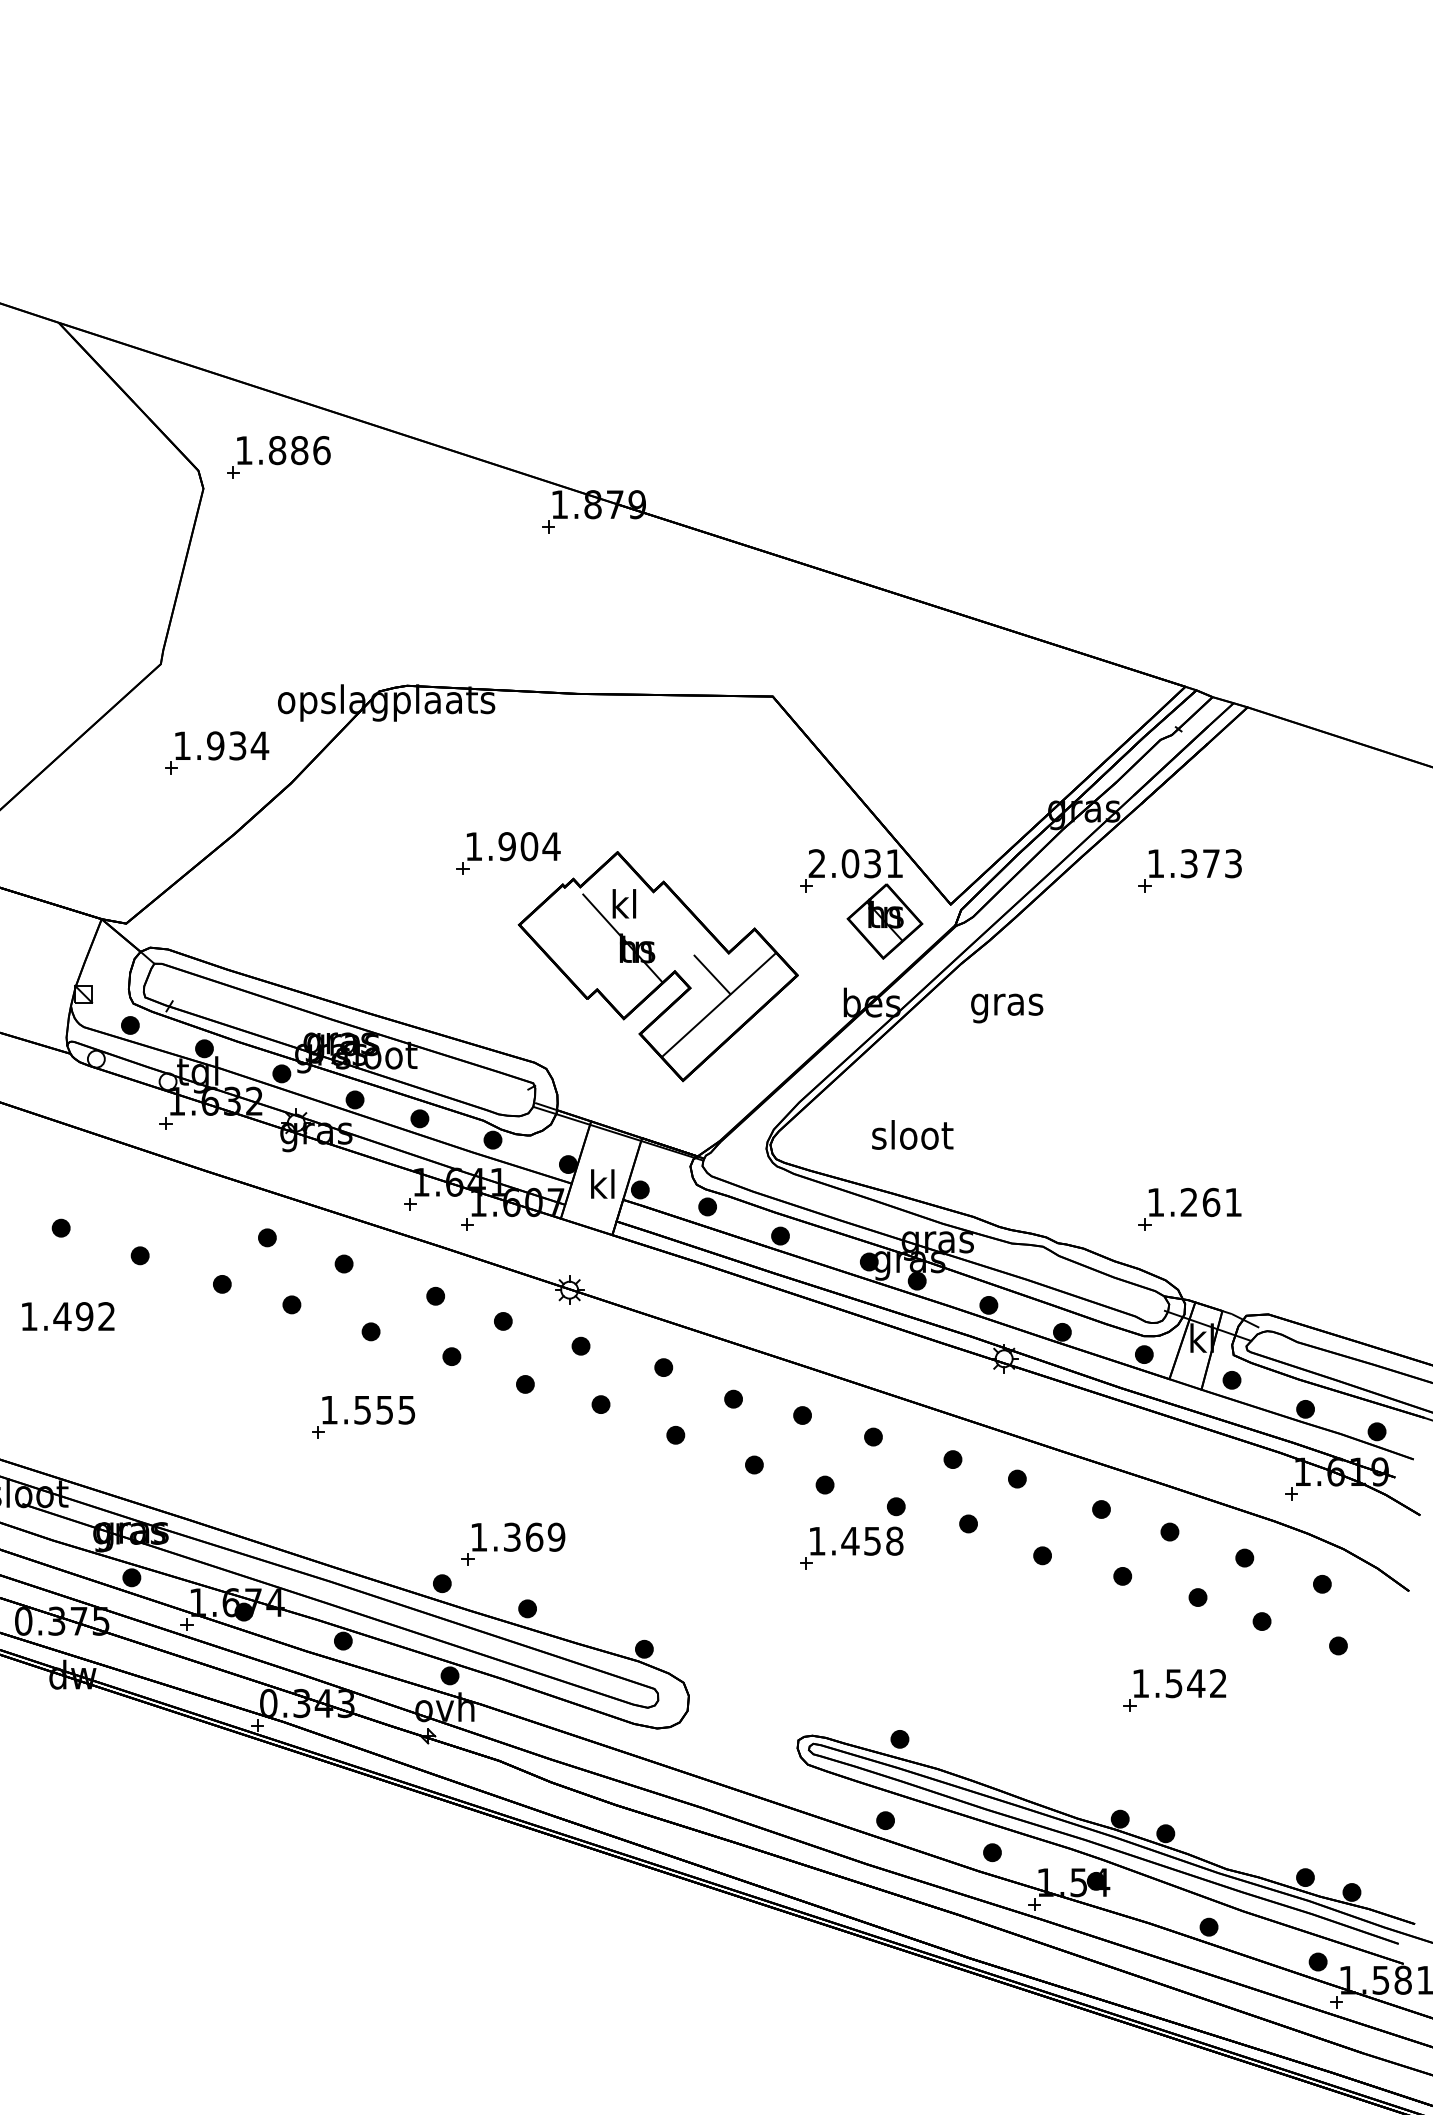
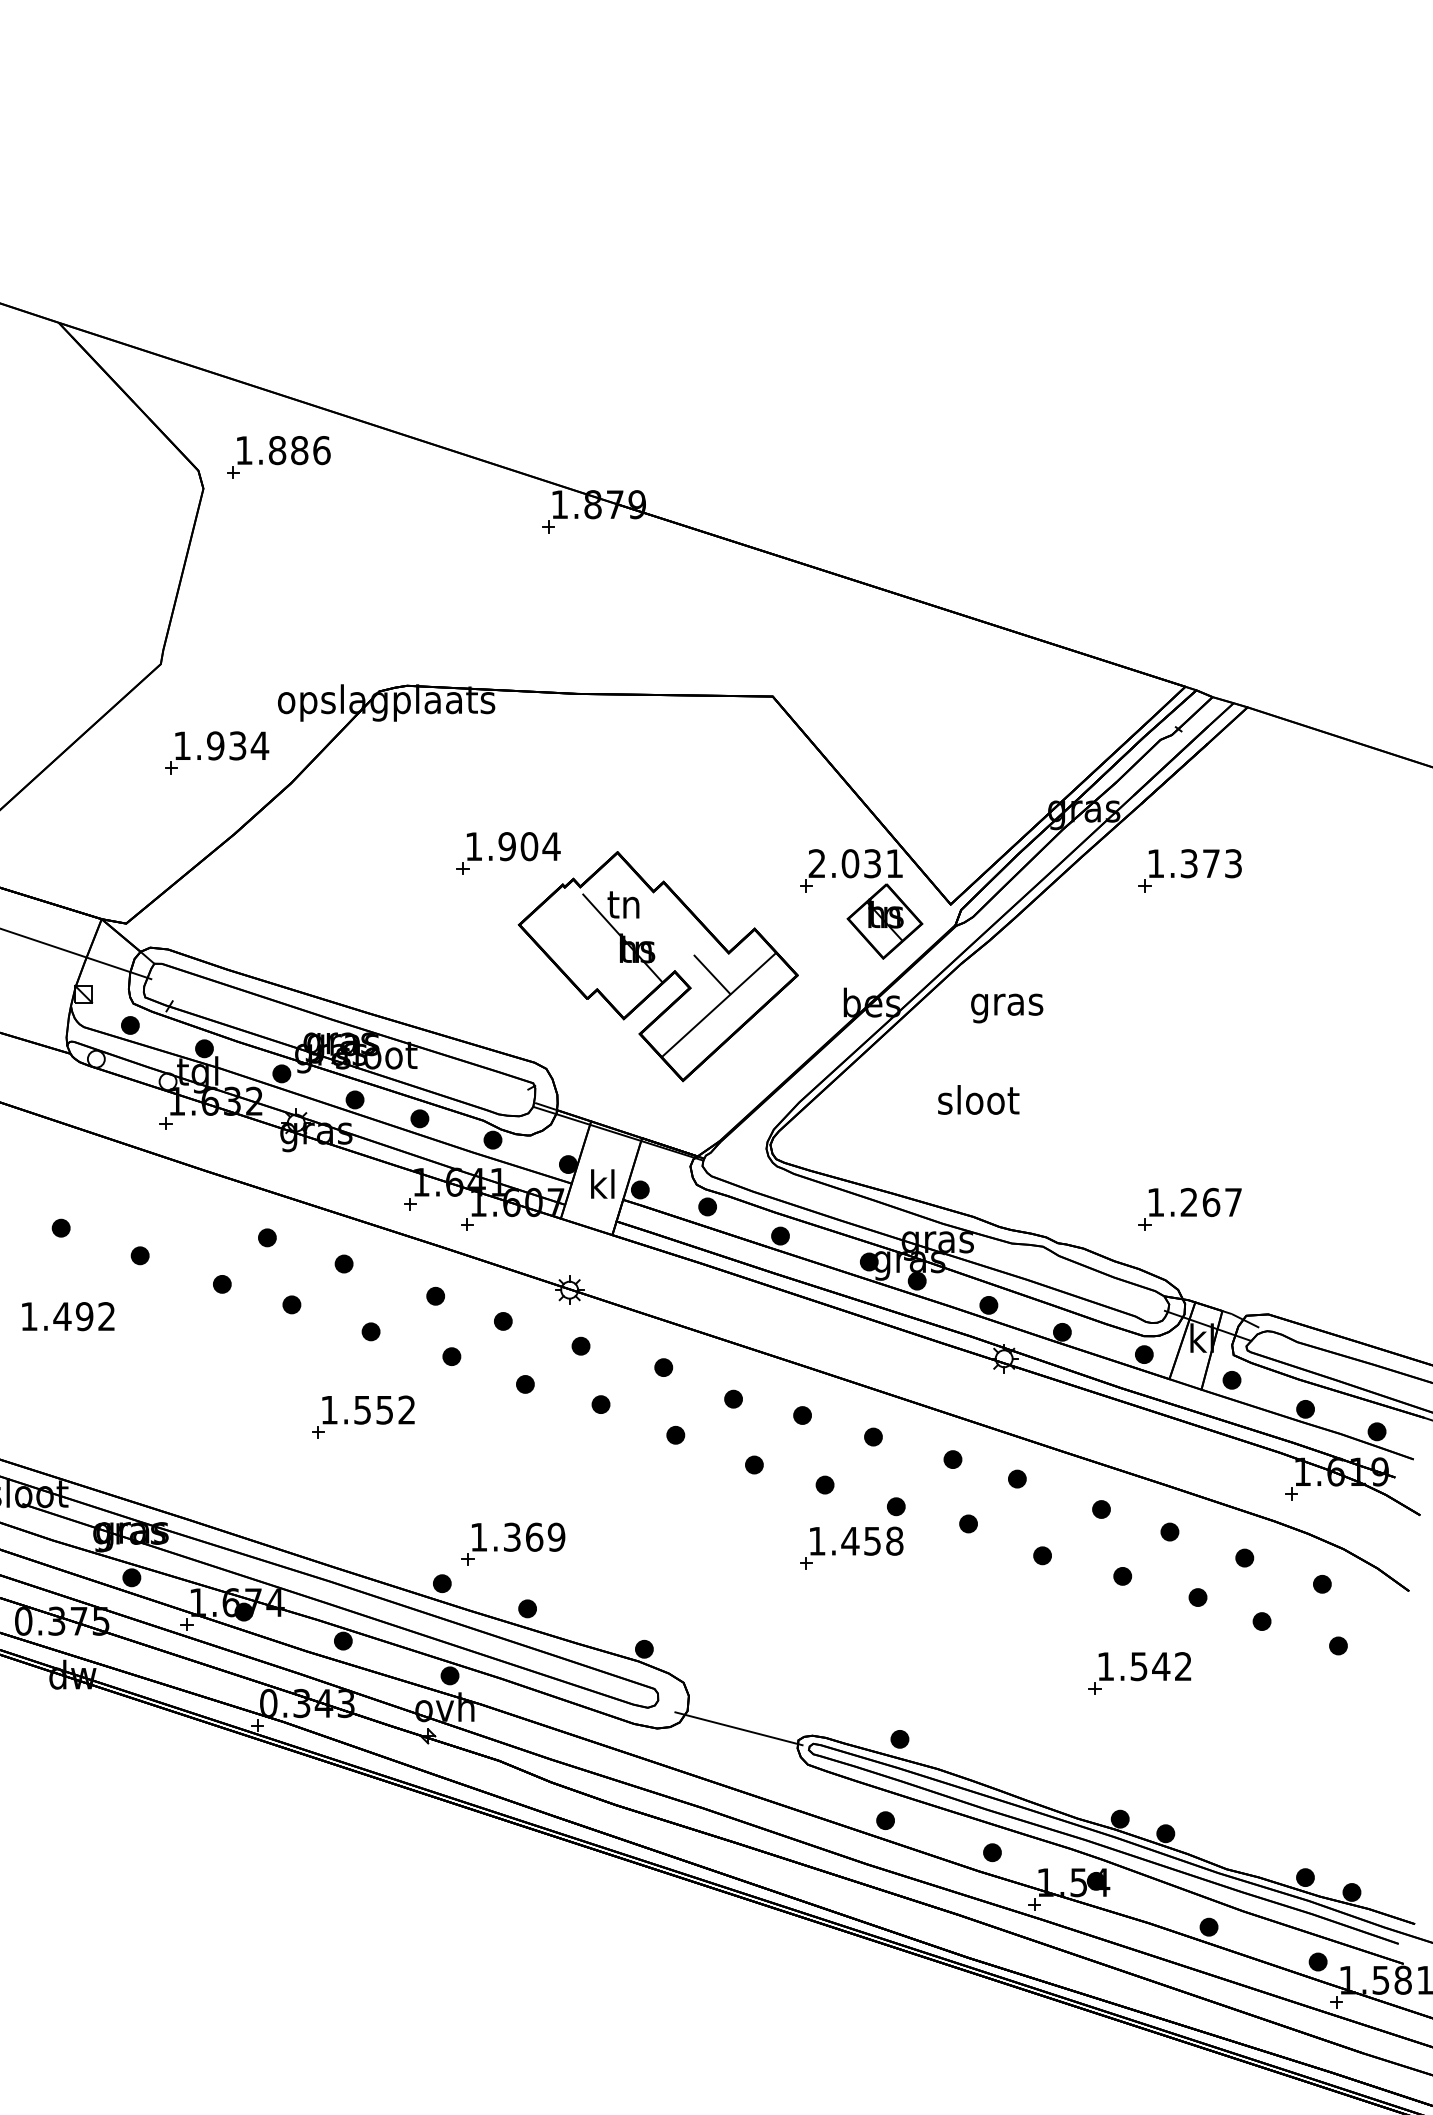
text: kl -> tn (623, 903)
line: none -> present (76, 954)
text position: (912, 1134) -> (978, 1099) (978, 1099)
text: 1.261 -> 1.267 (1233, 1202)
text: 1.555 -> 1.552 (406, 1409)
part position: (1174, 1690) -> (1139, 1673) (1139, 1673)
line: none -> present (738, 1728)
